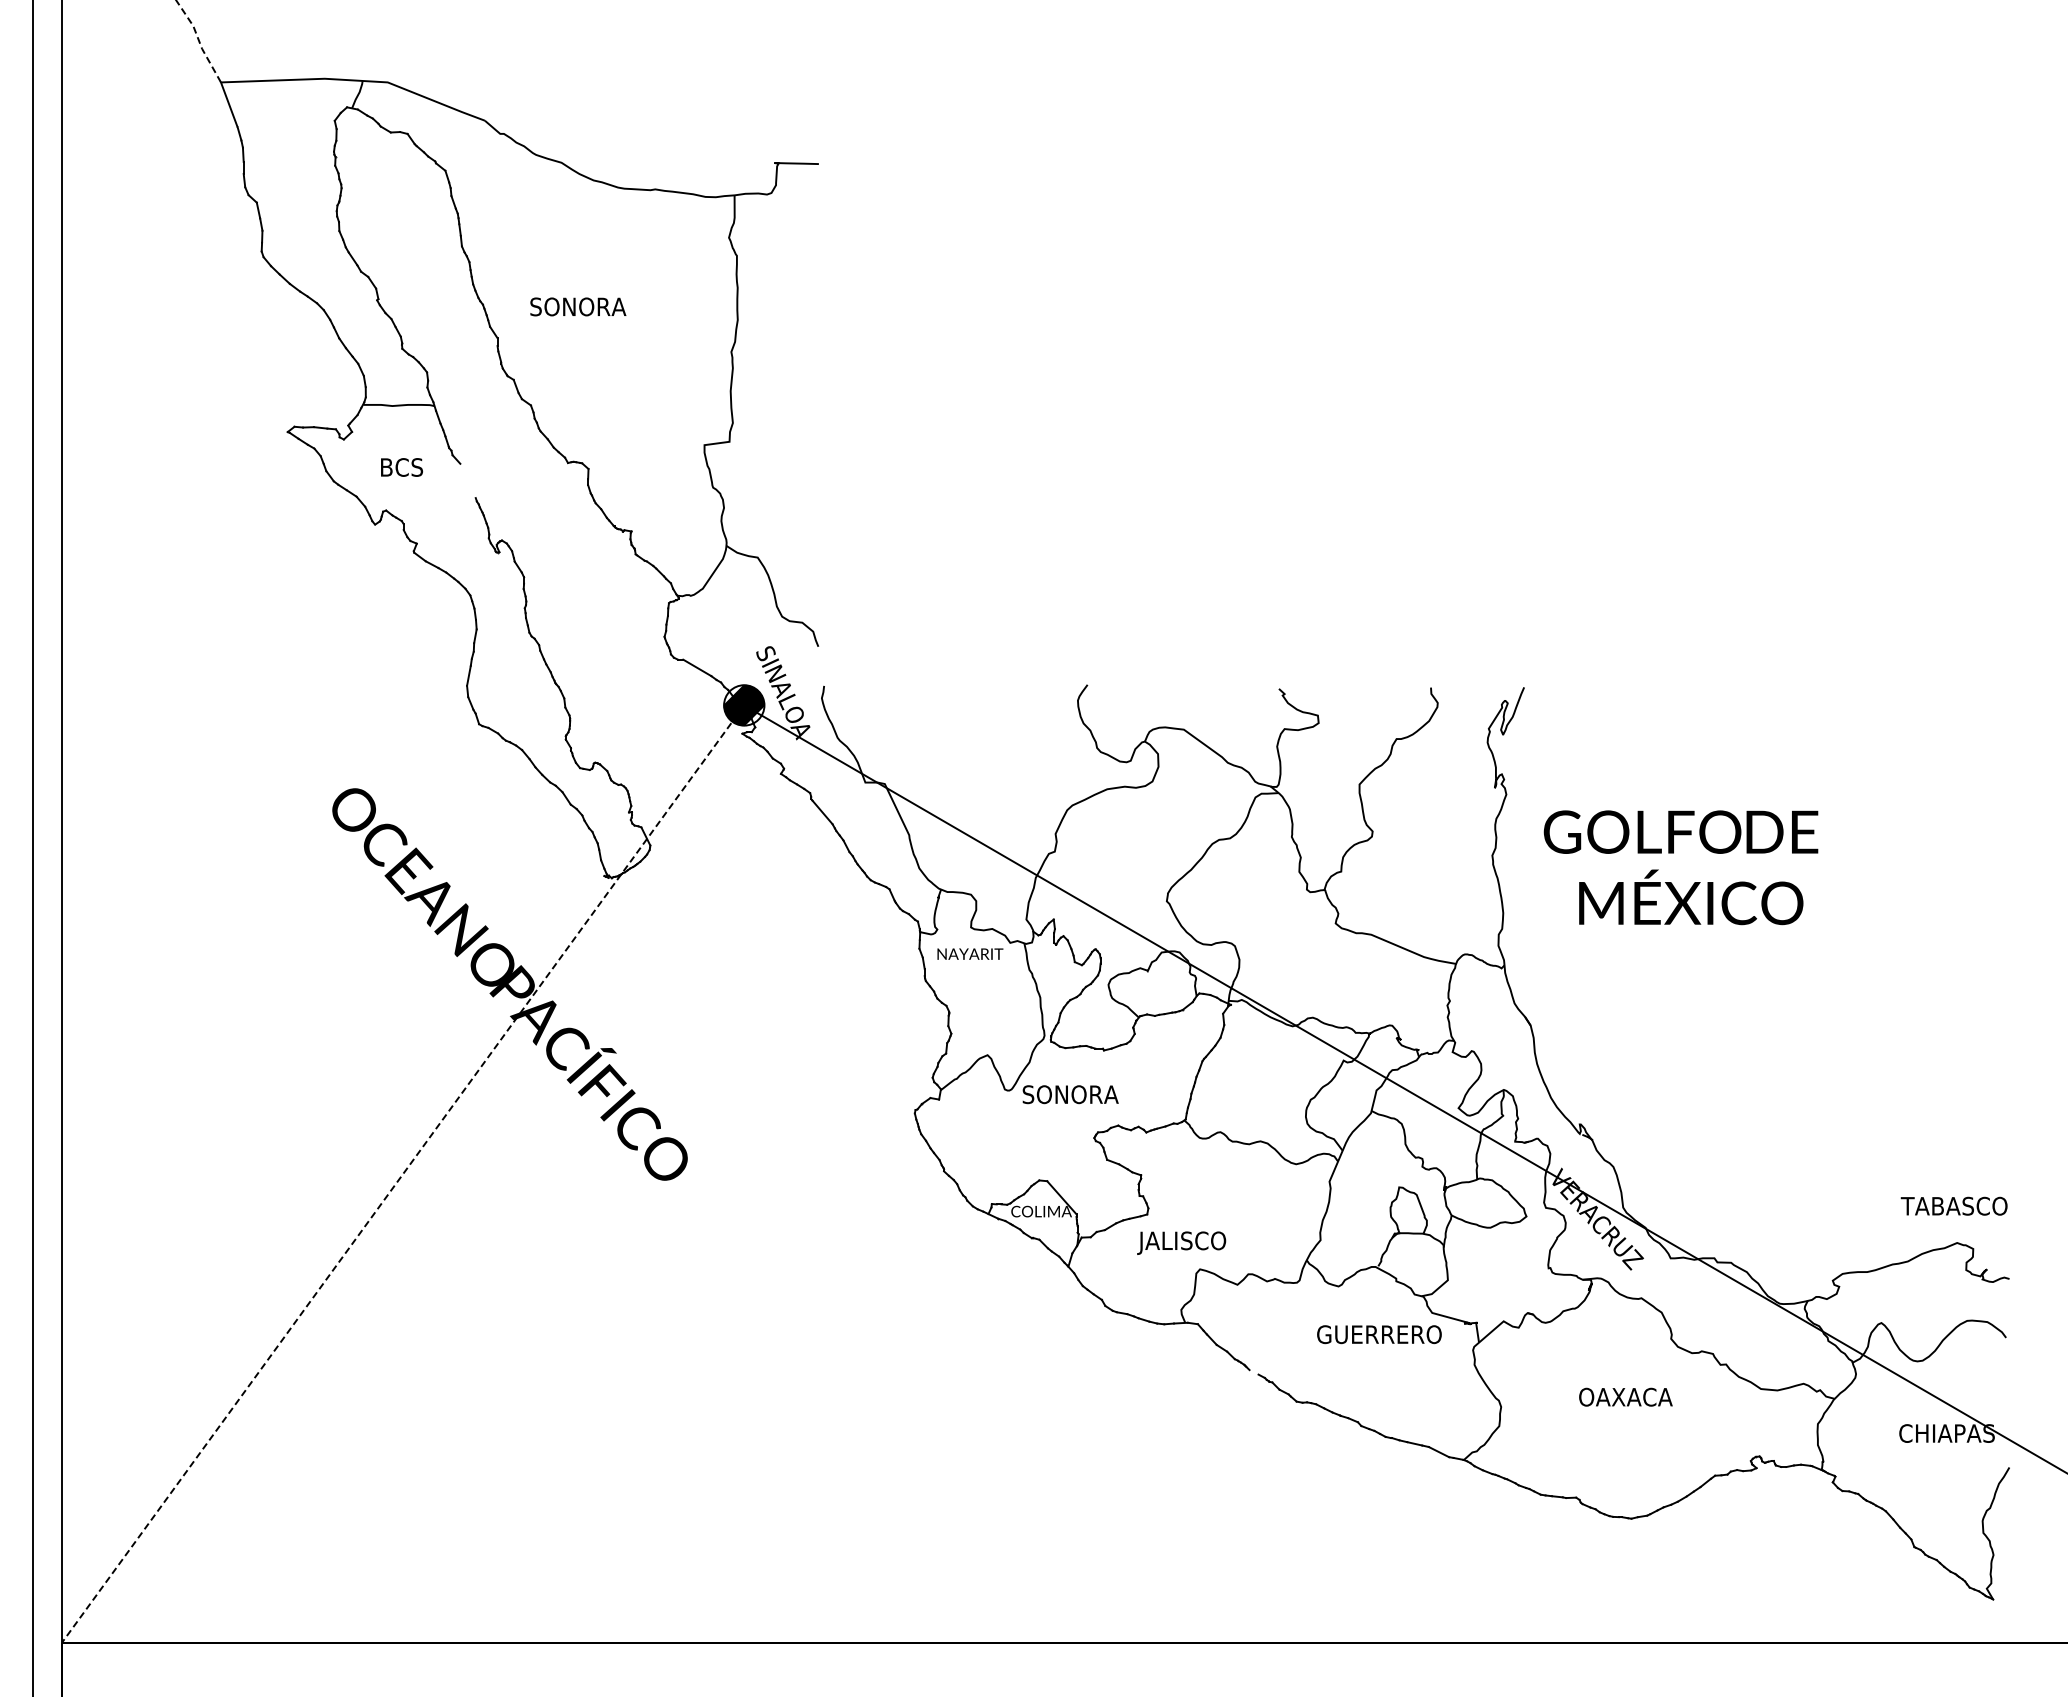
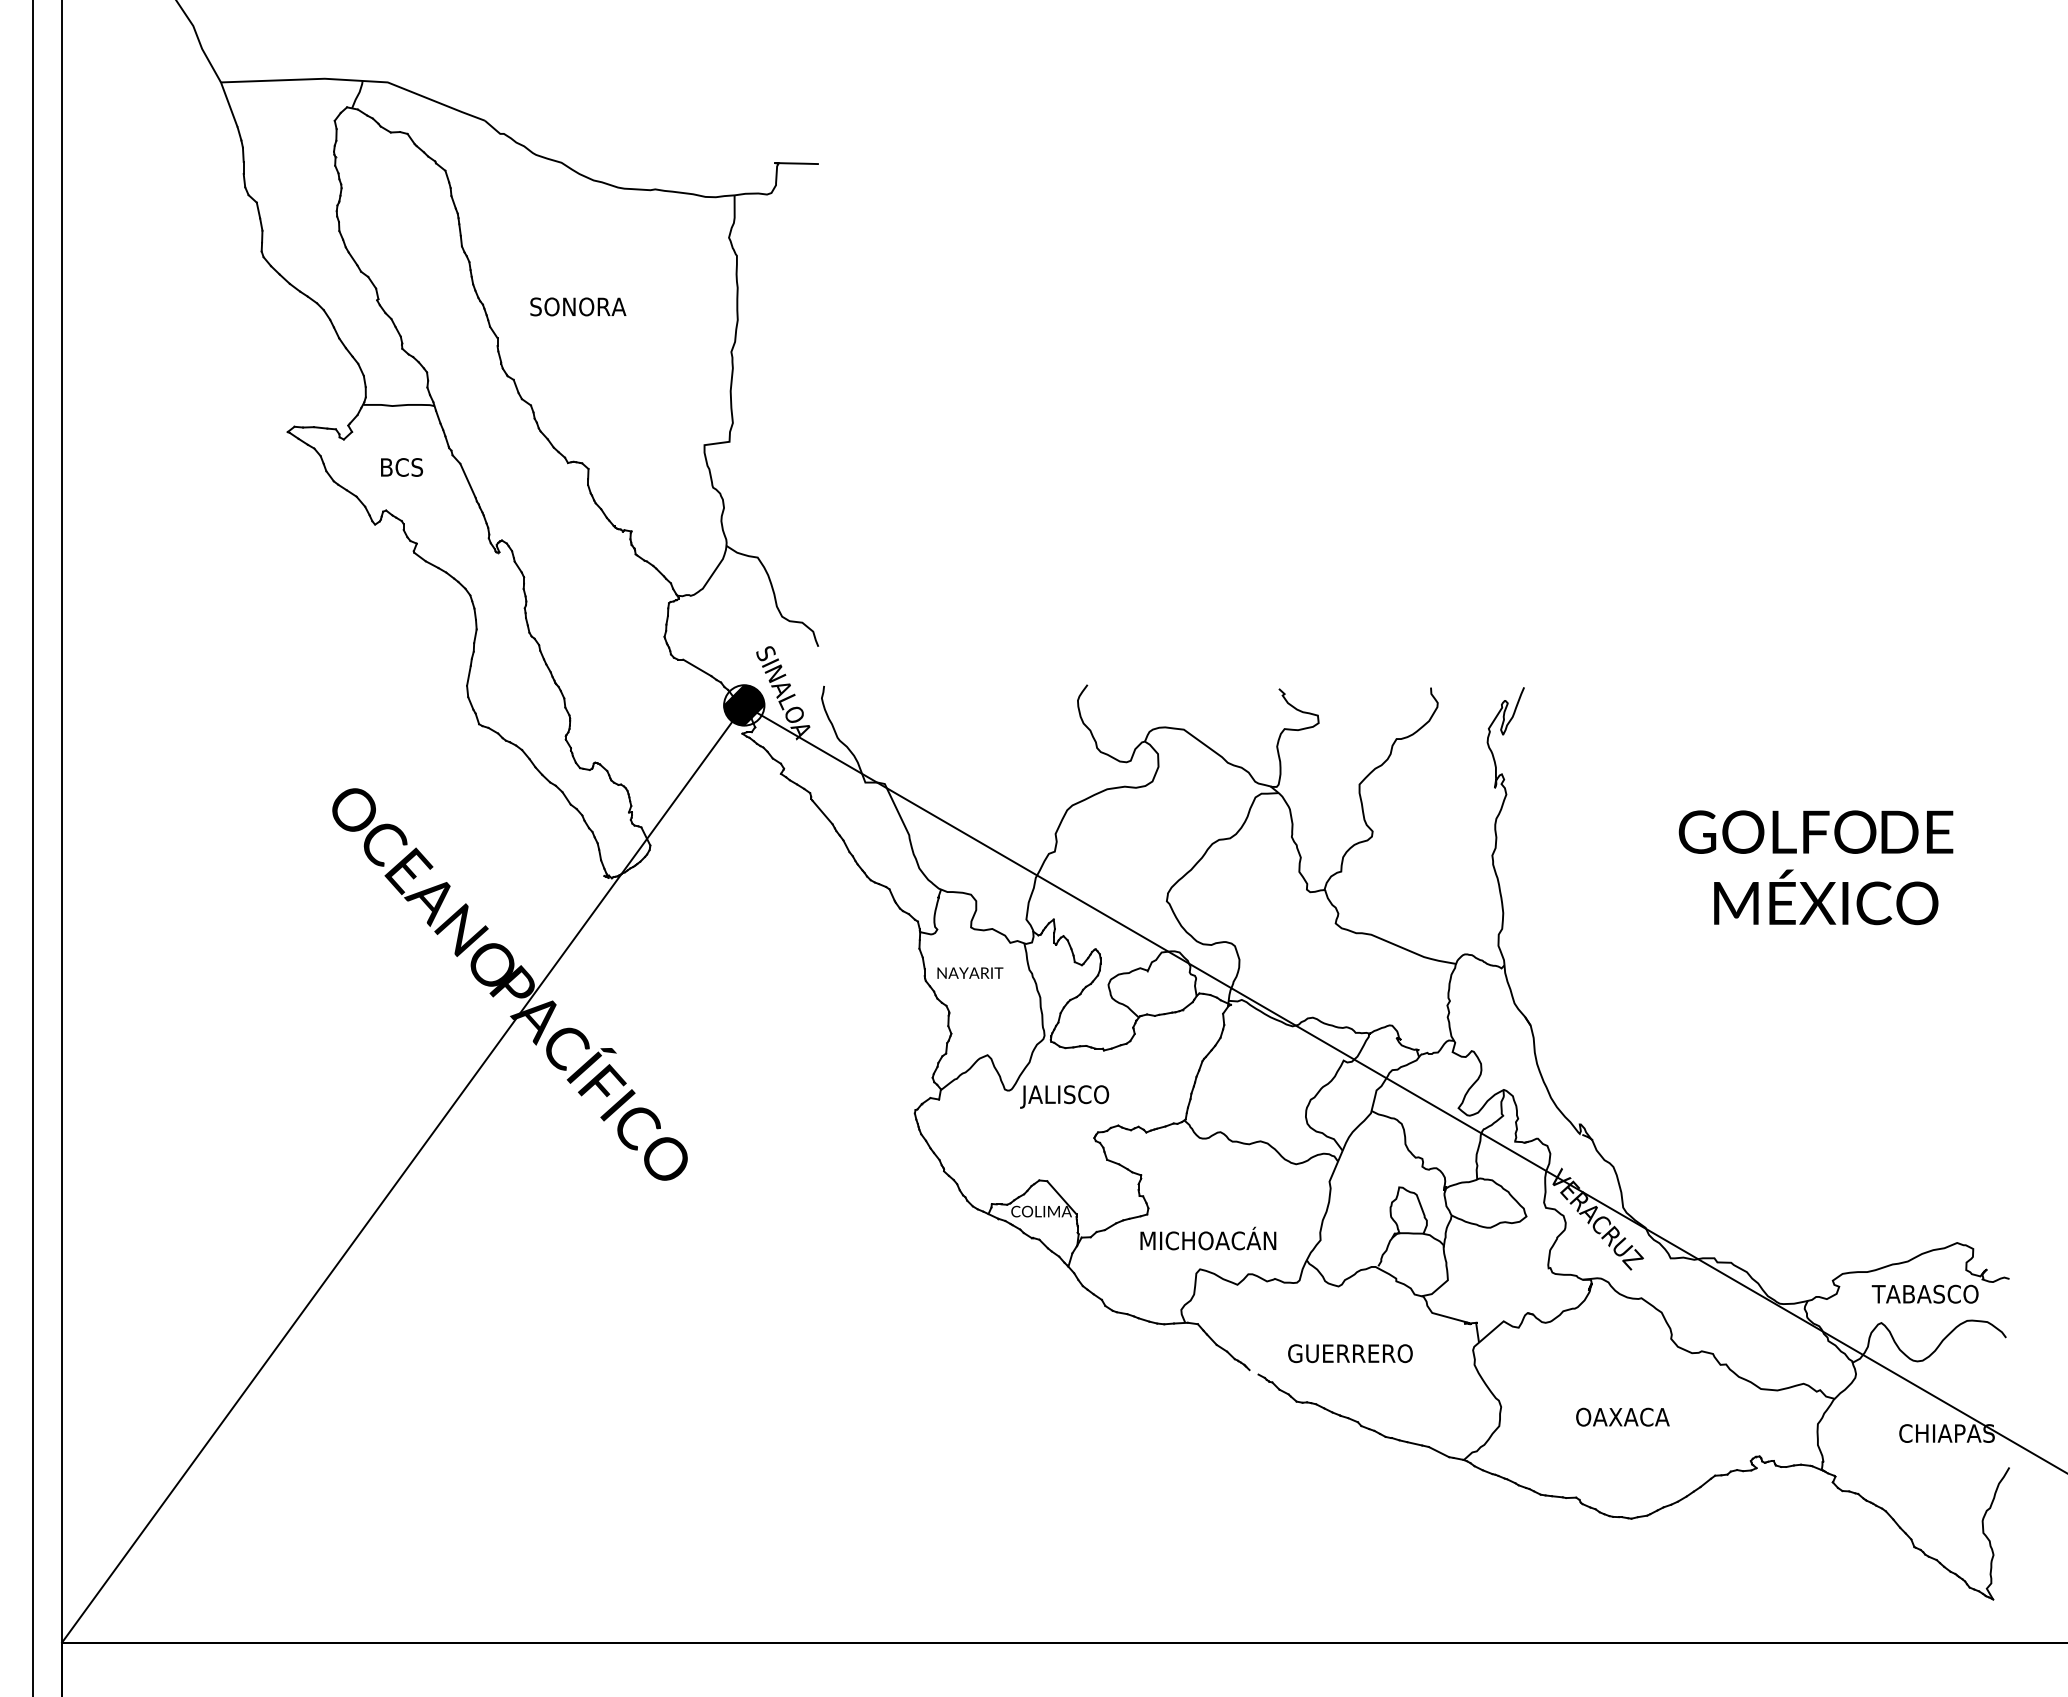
line: dashed -> solid (198, 40)
line: none -> present (467, 480)
text position: (1680, 867) -> (1815, 867) (1815, 867)
text position: (970, 953) -> (970, 972) (970, 972)
text: SONORA -> JALISCO (1069, 1096)
line: dashed -> solid (403, 1174)
text position: (1953, 1205) -> (1924, 1293) (1924, 1293)
text: JALISCO -> MICHOACÁN (1206, 1240)
text position: (1379, 1334) -> (1350, 1353) (1350, 1353)
text position: (1625, 1396) -> (1622, 1416) (1622, 1416)
